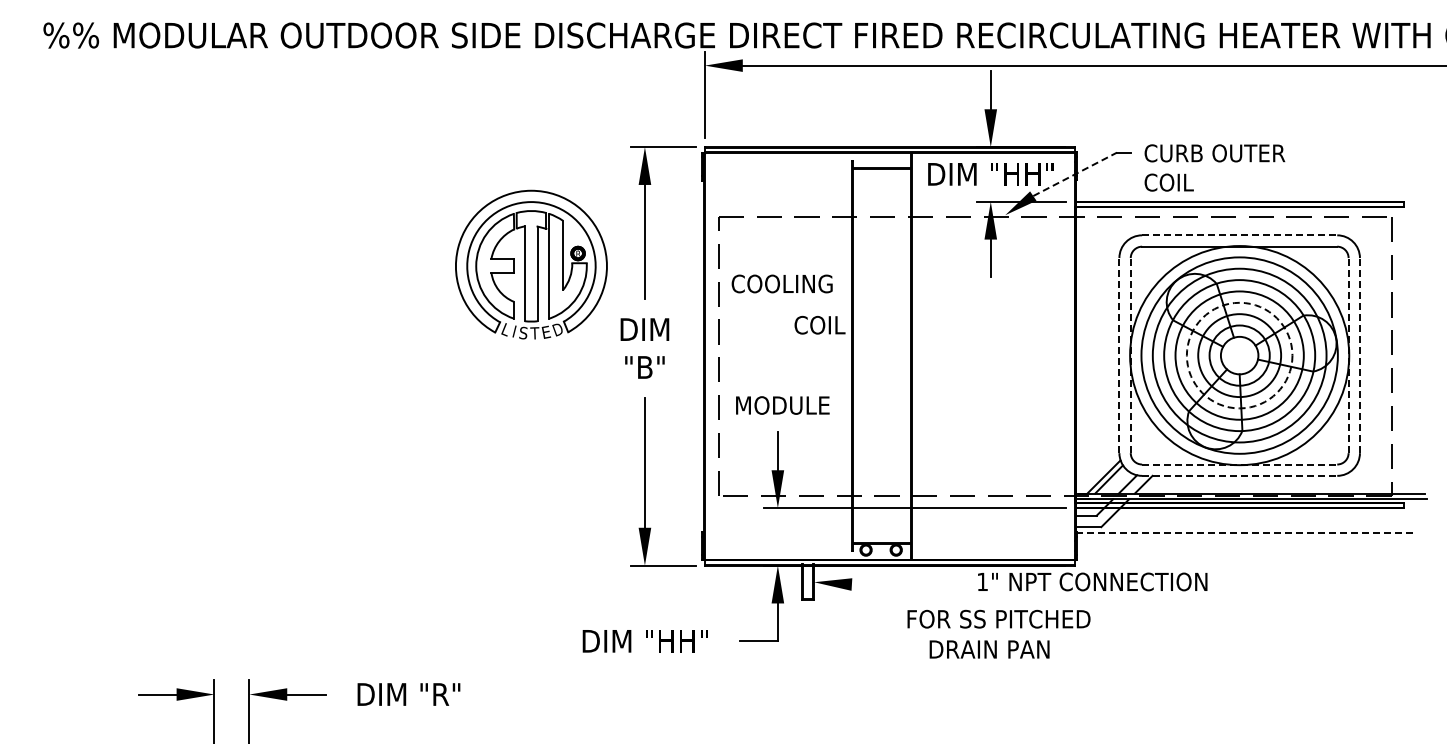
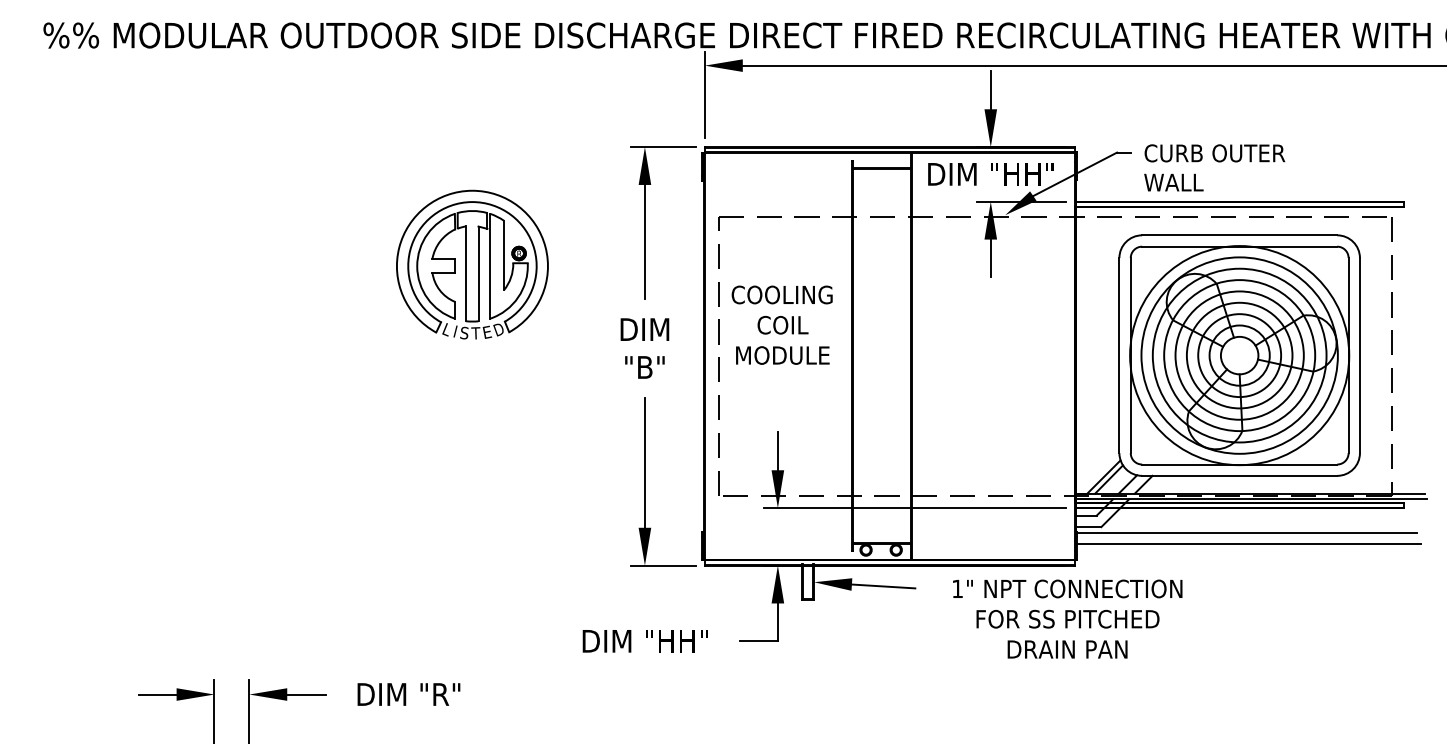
line: dashed -> solid (1075, 174)
text: COIL -> WALL (1173, 182)
line: dashed -> solid (1239, 235)
part position: (531, 264) -> (472, 264) (472, 264)
text position: (781, 283) -> (781, 294) (781, 294)
text position: (819, 324) -> (782, 324) (782, 324)
line: dashed -> solid (1119, 355)
line: dashed -> solid (1130, 355)
circle: dashed -> solid (1239, 355)
line: dashed -> solid (1348, 355)
line: dashed -> solid (1359, 355)
text position: (782, 405) -> (782, 355) (782, 355)
line: dashed -> solid (1239, 464)
line: dashed -> solid (1239, 475)
line: dashed -> solid (1246, 532)
line: none -> present (1248, 544)
text position: (1092, 581) -> (1067, 588) (1067, 588)
line: none -> present (883, 586)
text position: (998, 618) -> (1067, 618) (1067, 618)
text position: (989, 649) -> (1067, 649) (1067, 649)
